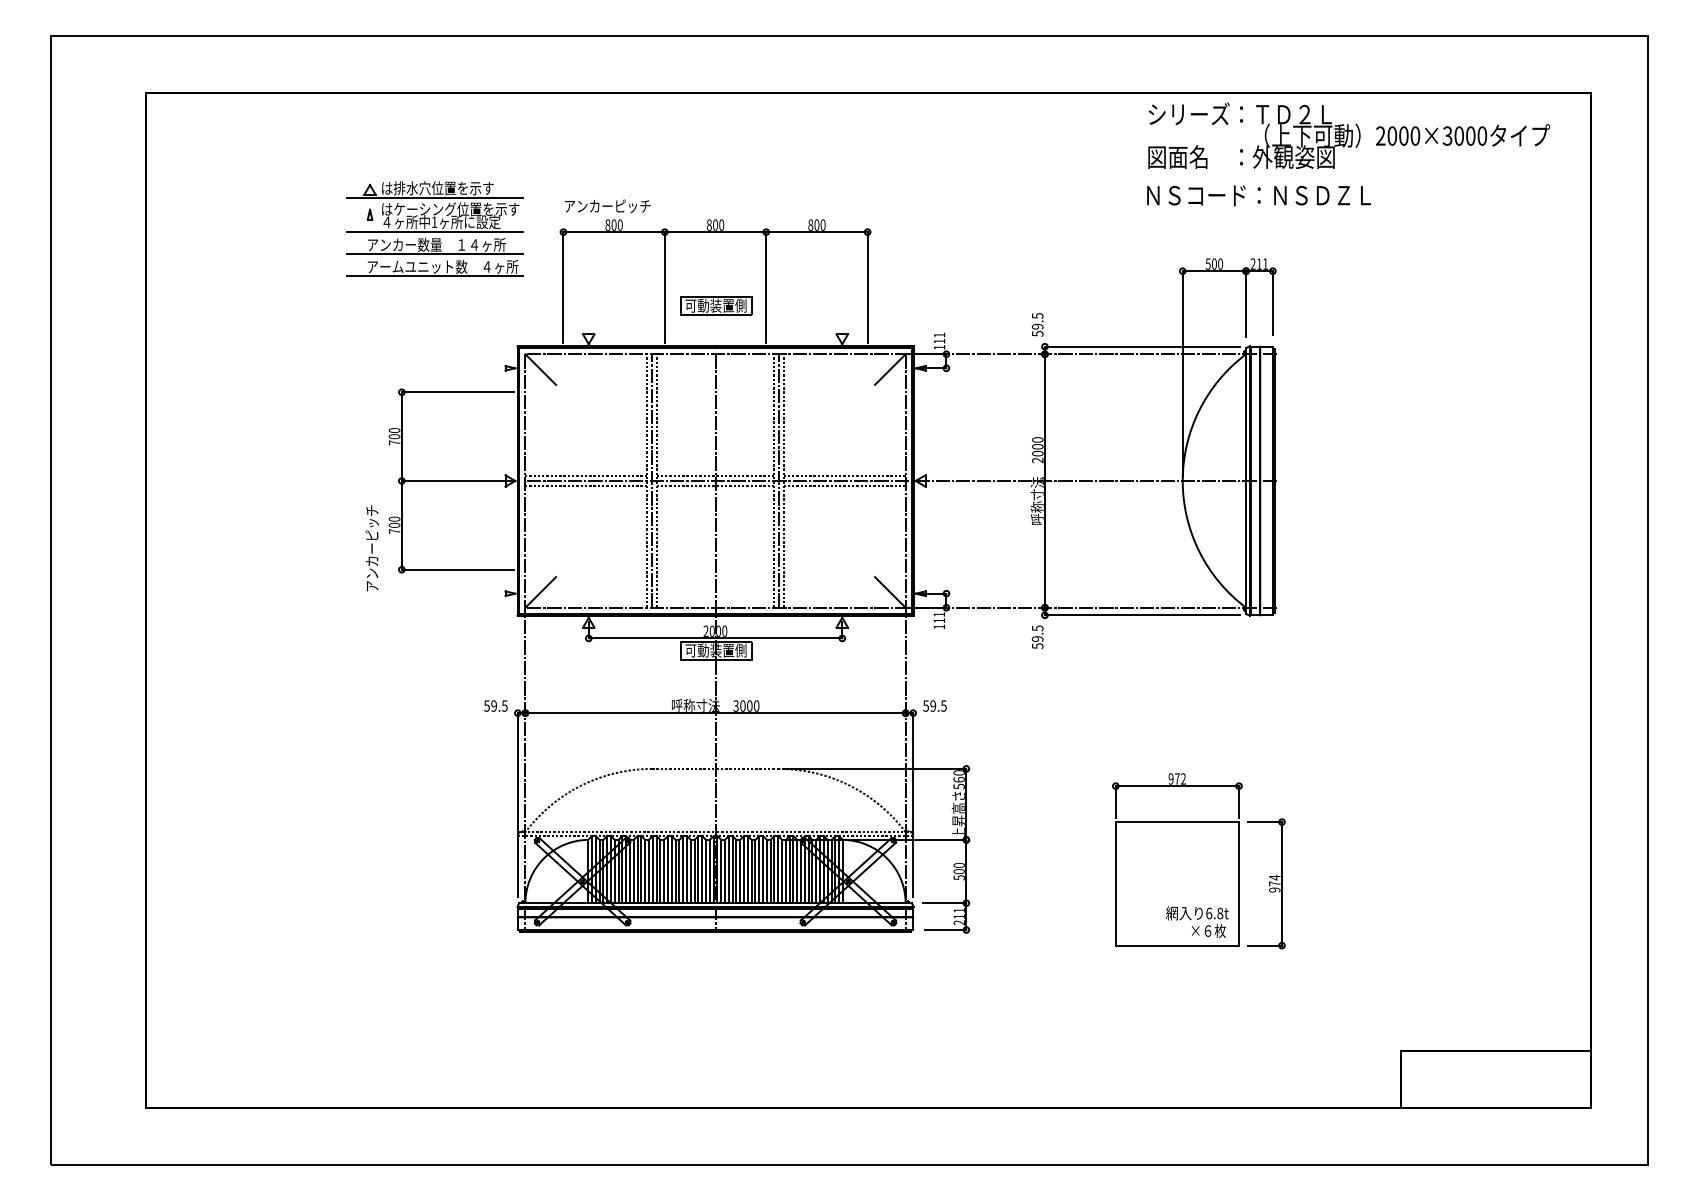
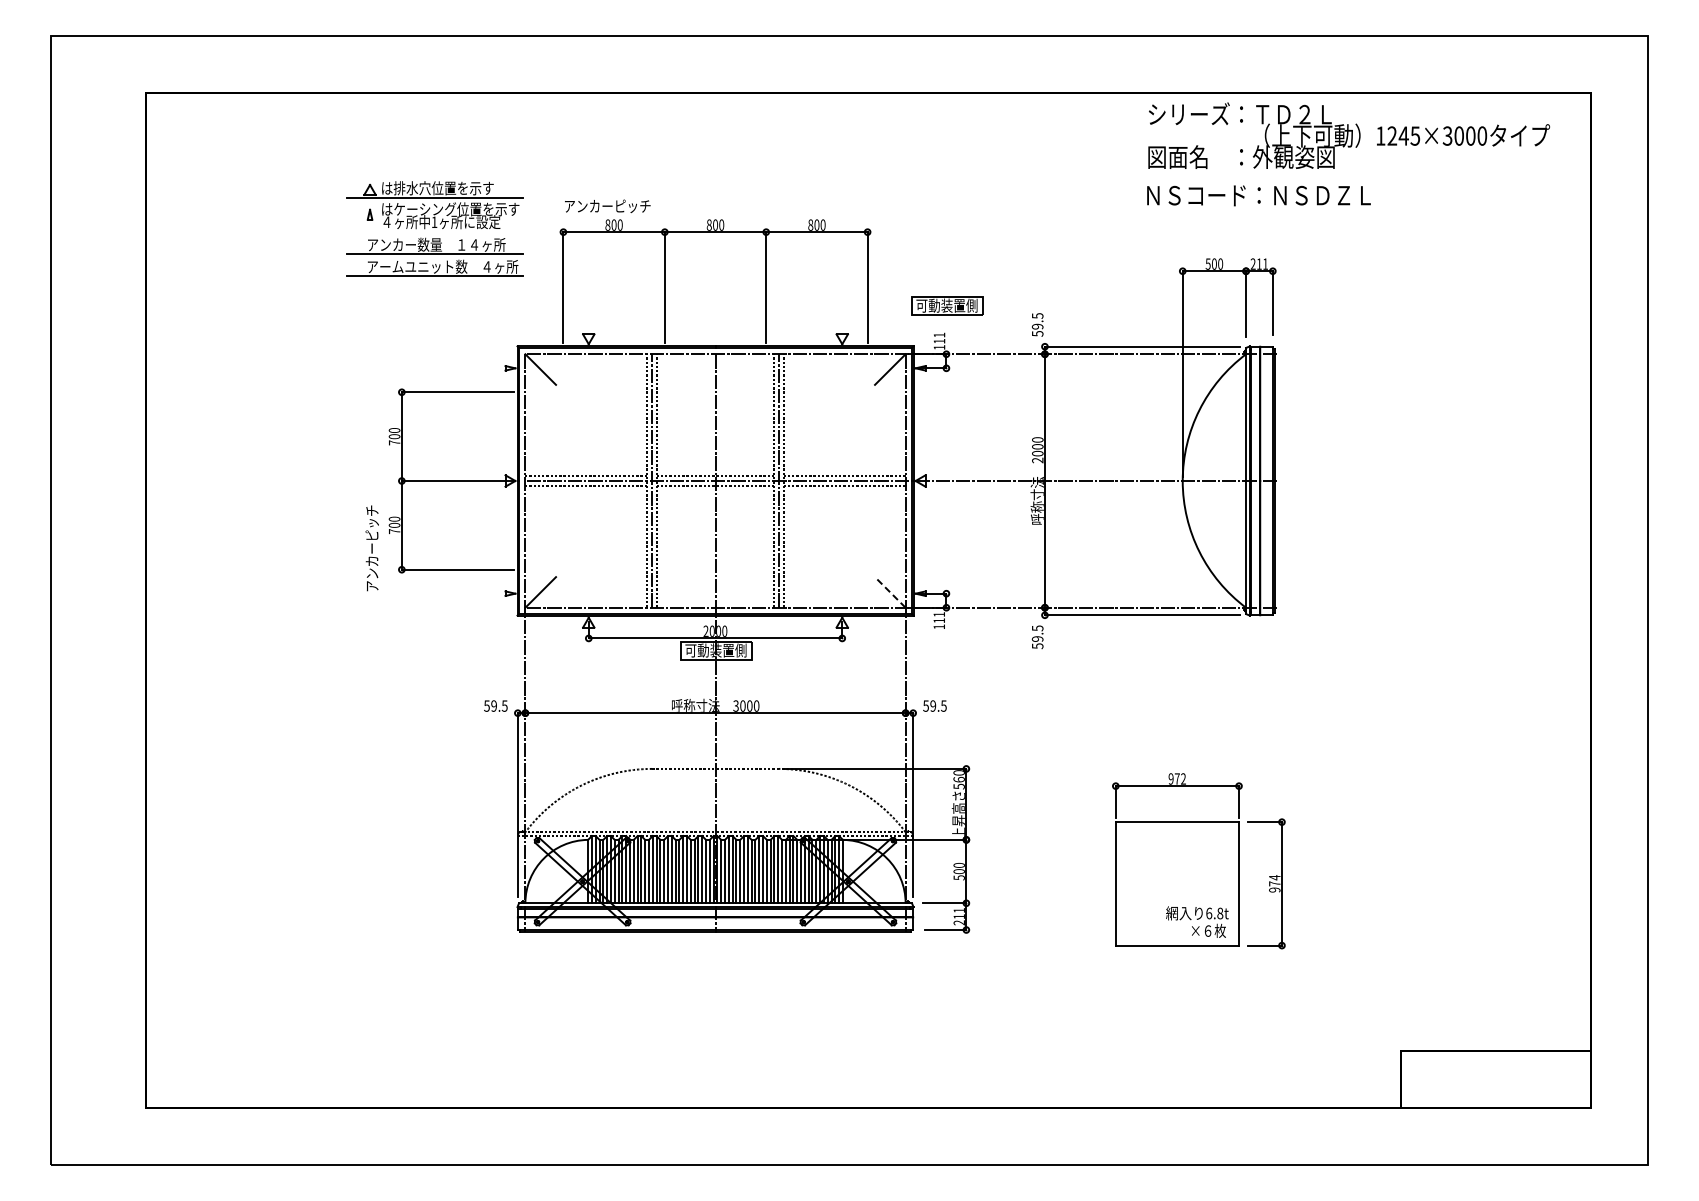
text: 2000×3000 -> 1245×3000 (1398, 135)
line: present -> none (434, 232)
part position: (716, 305) -> (947, 305) (947, 305)
line: solid -> dashed (890, 592)
